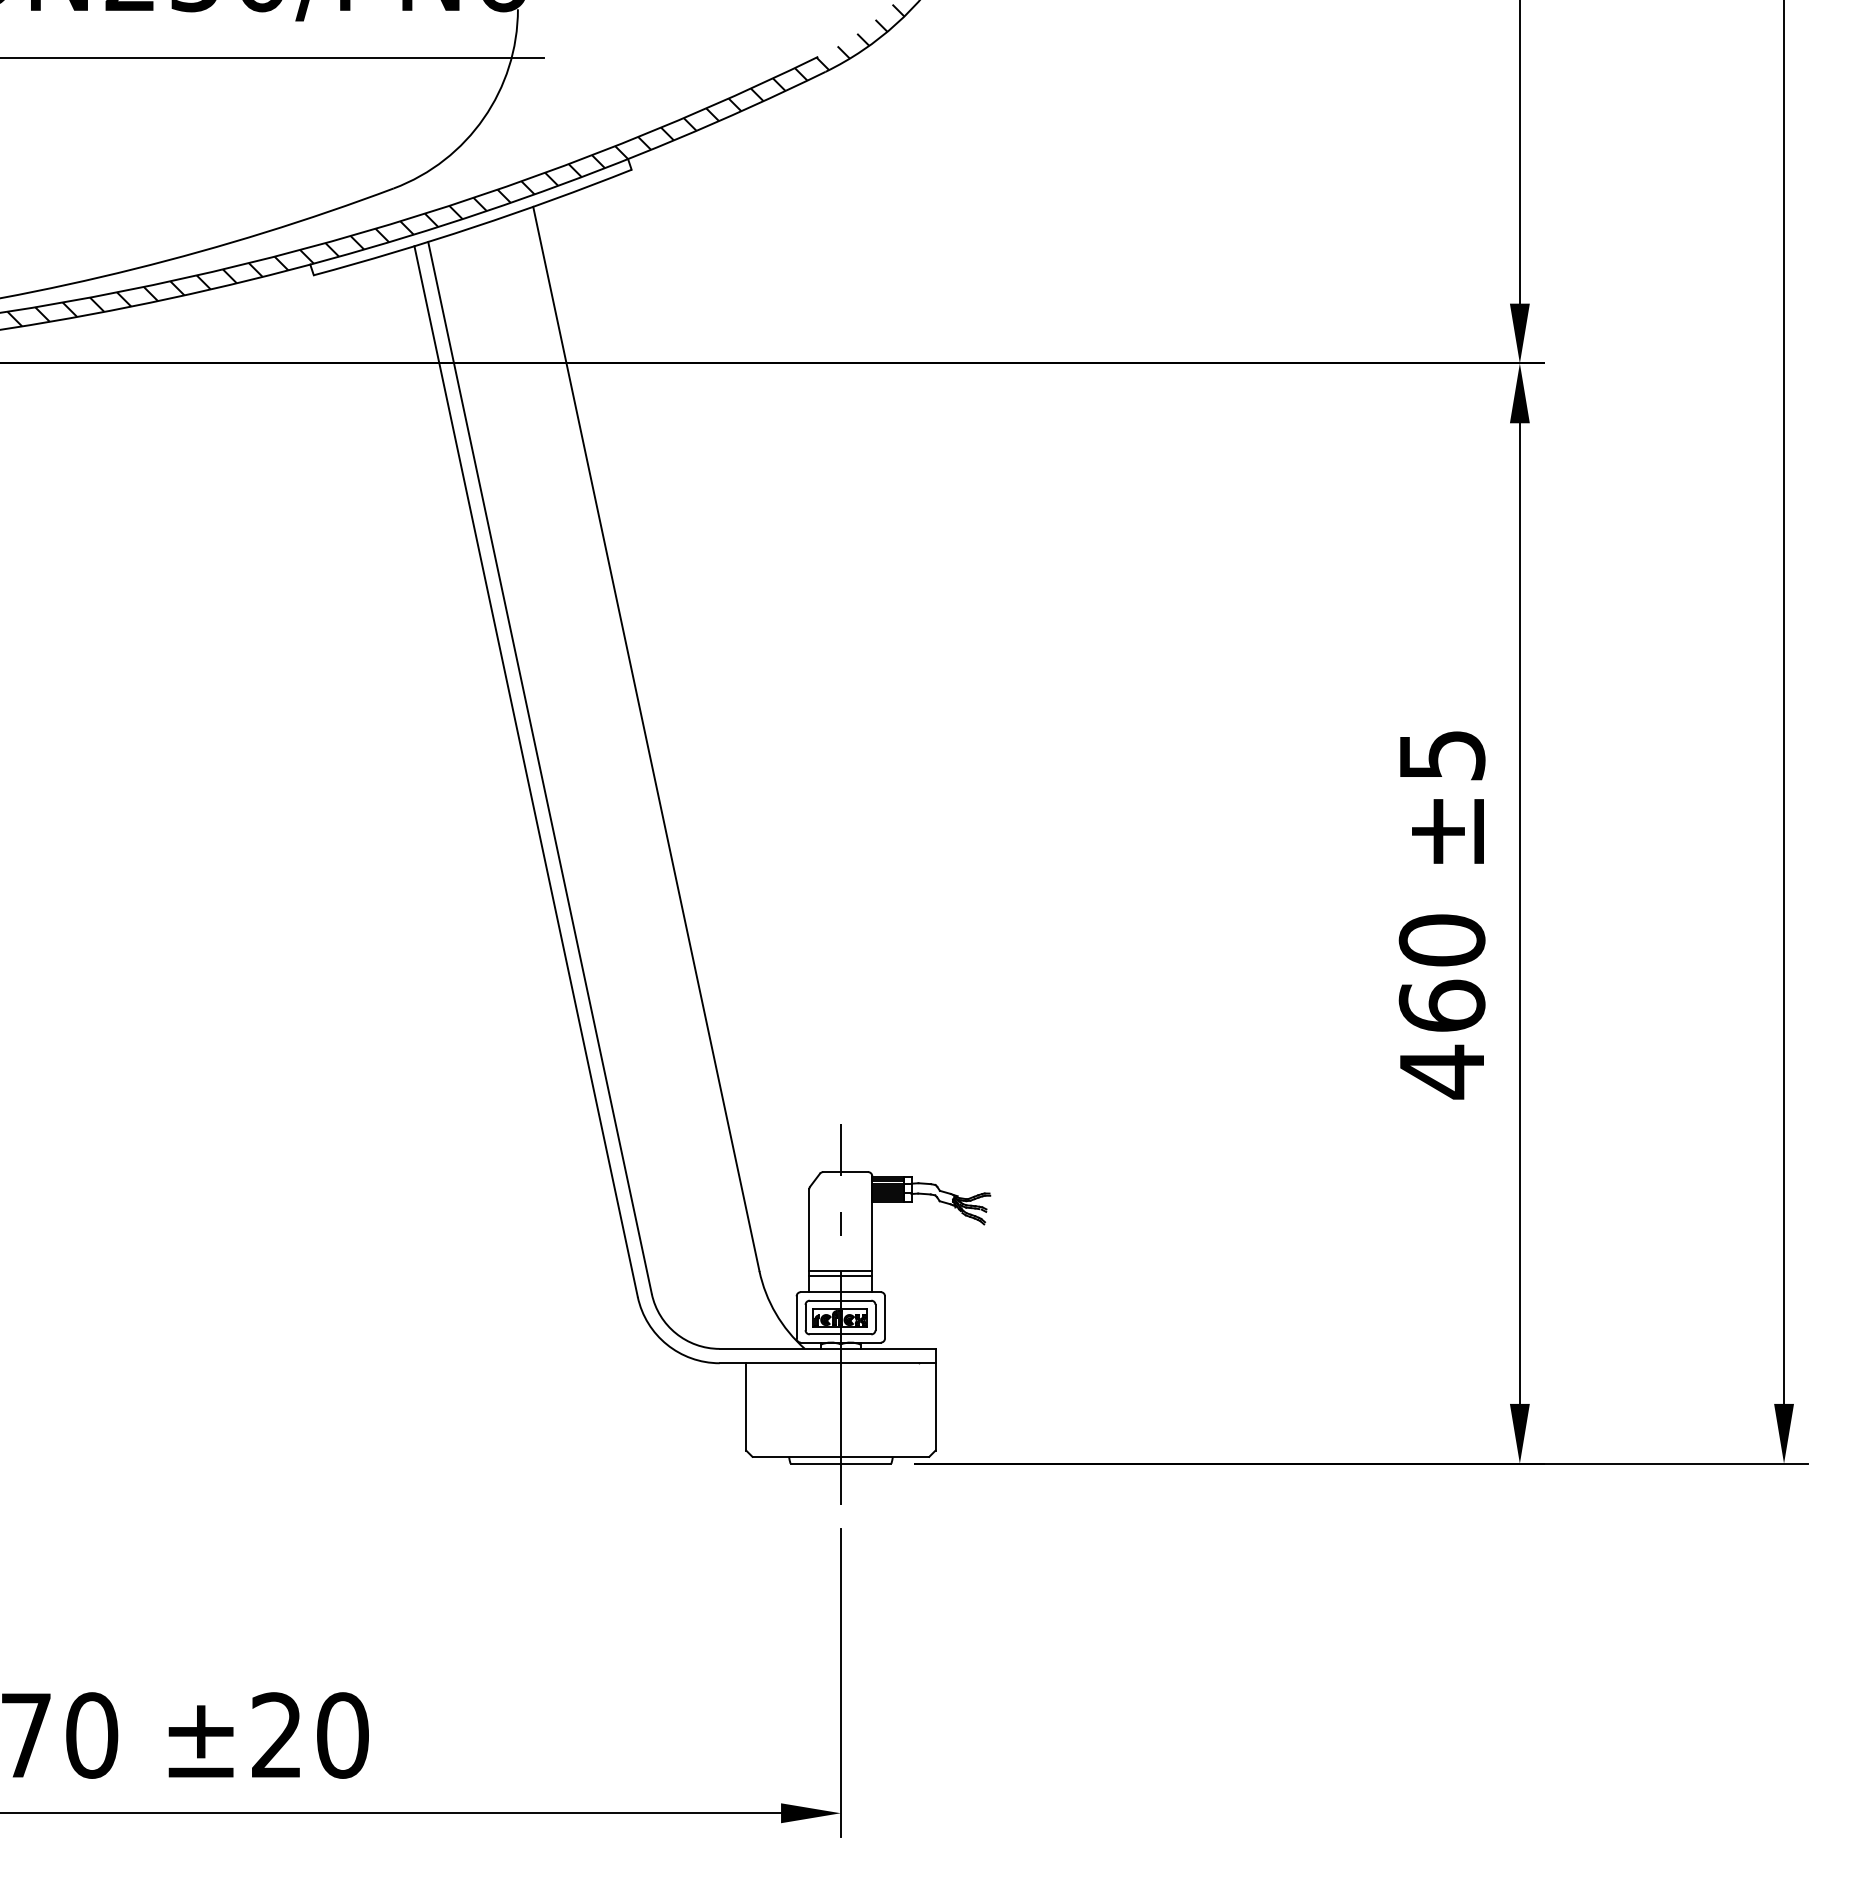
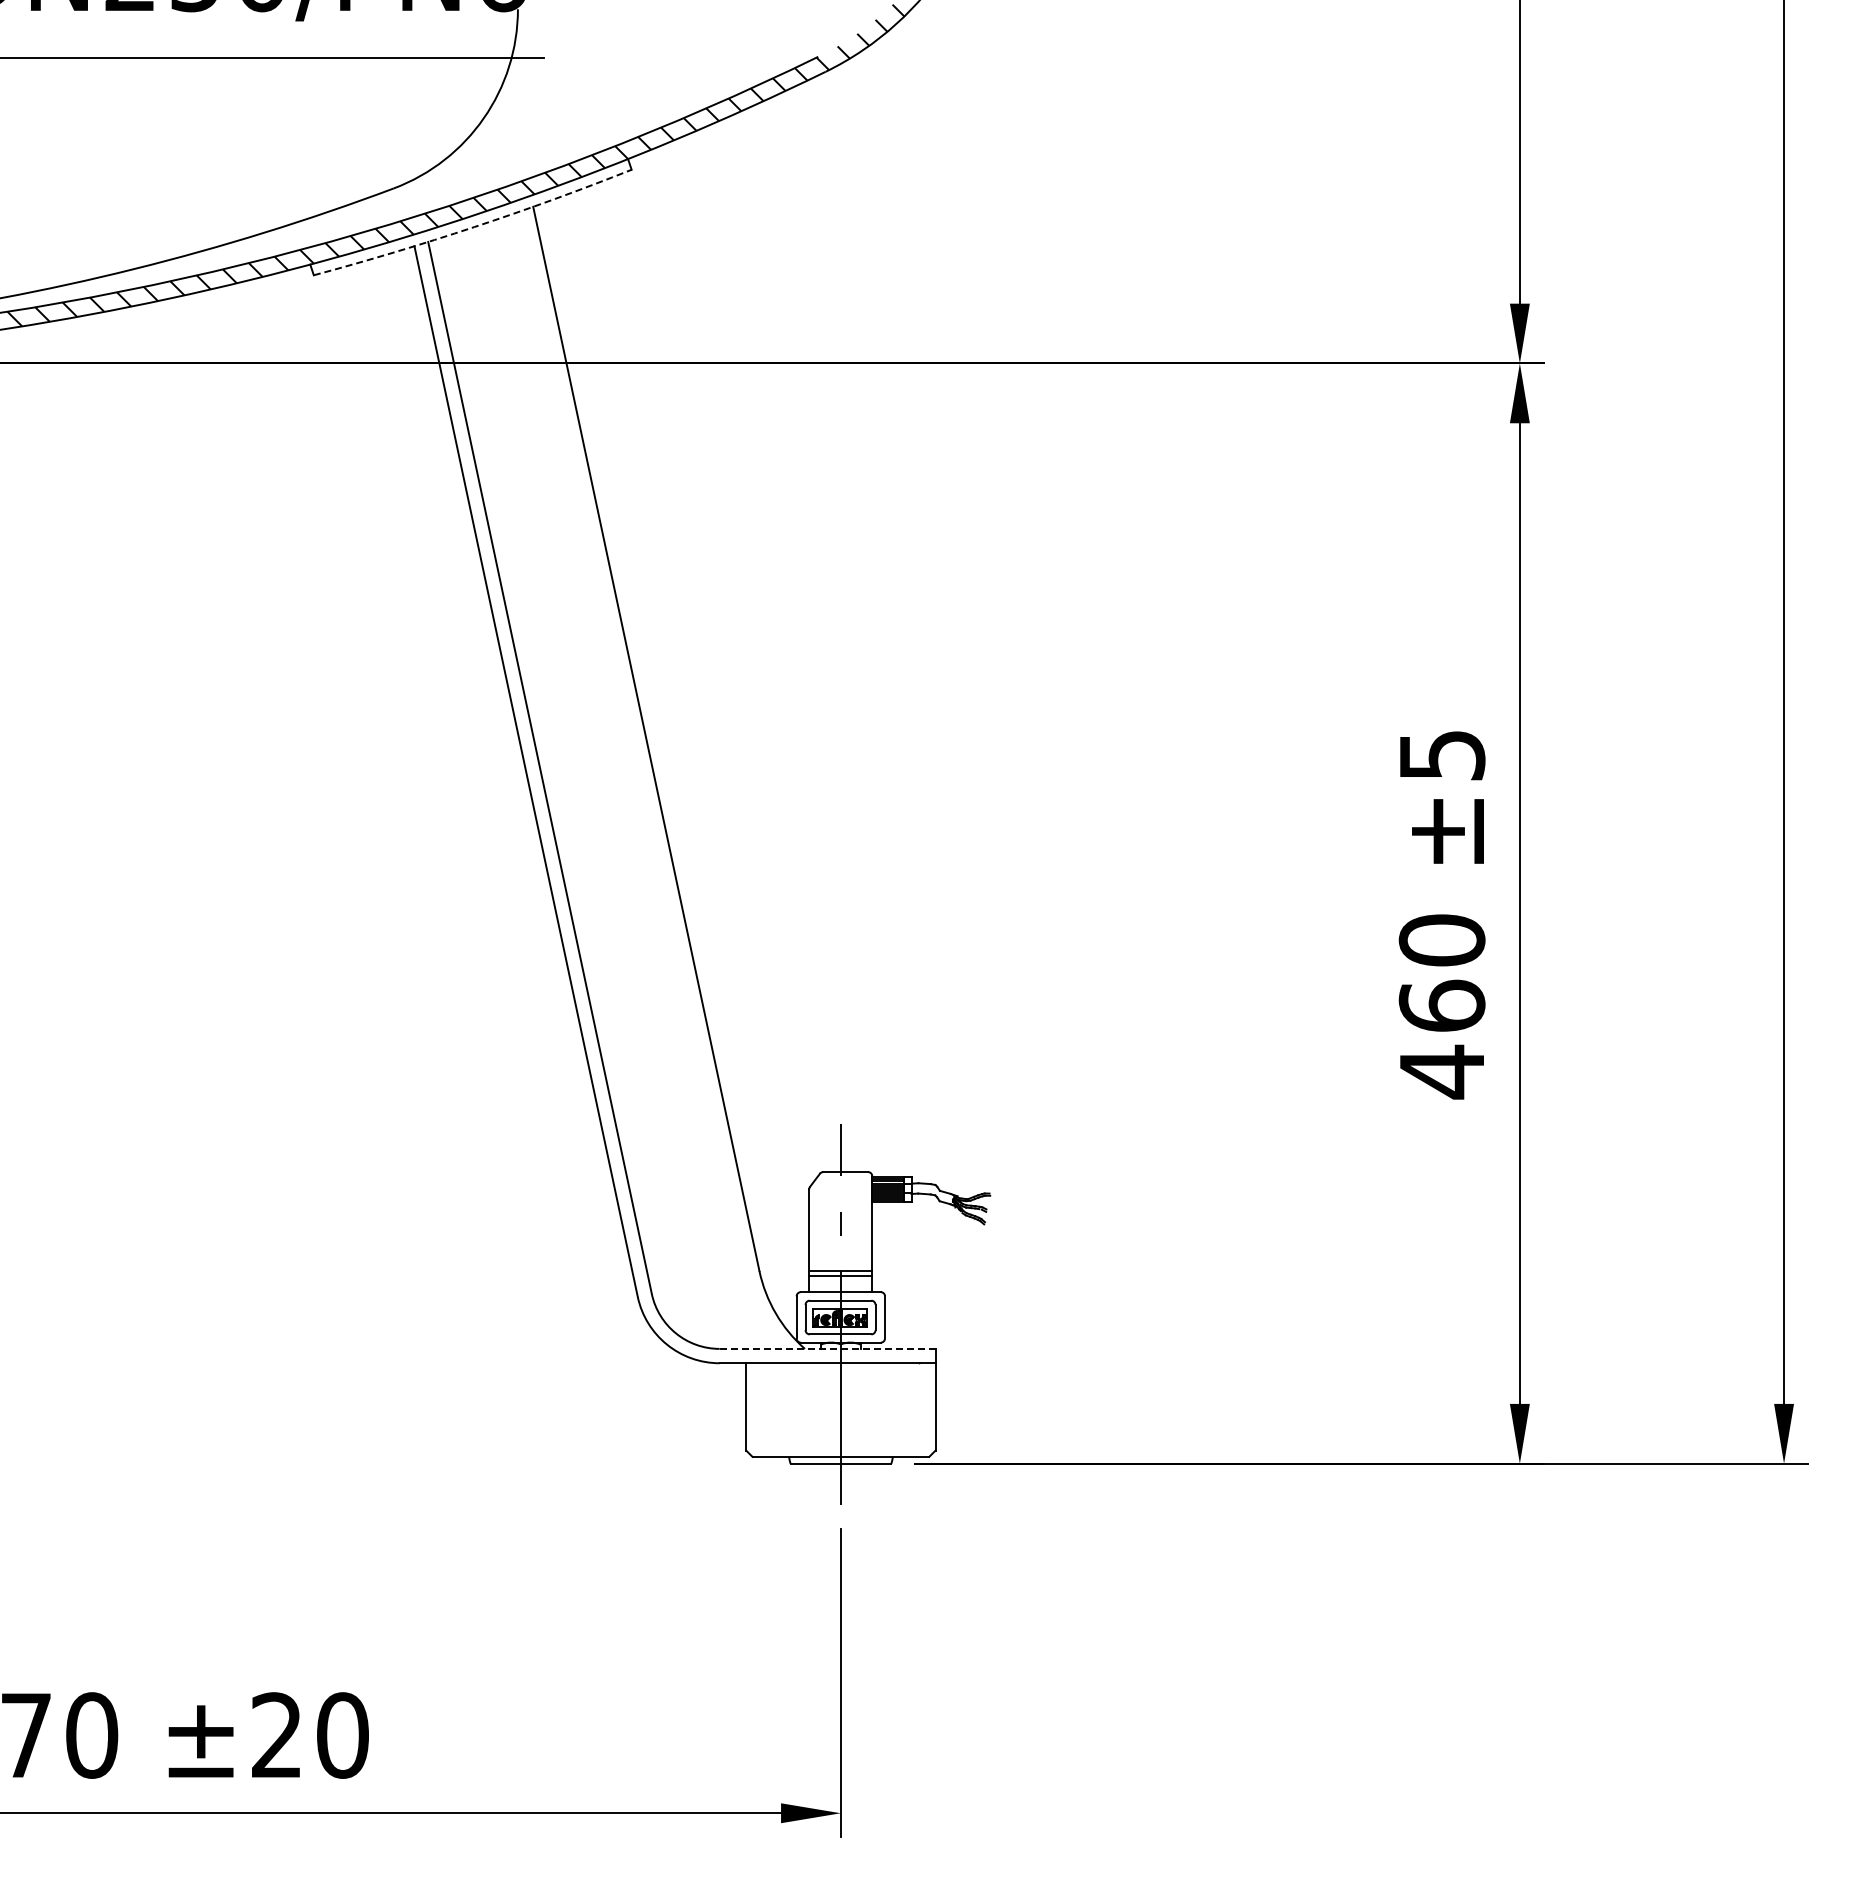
arc: solid -> dashed (474, 227)
line: solid -> dashed (827, 1348)
